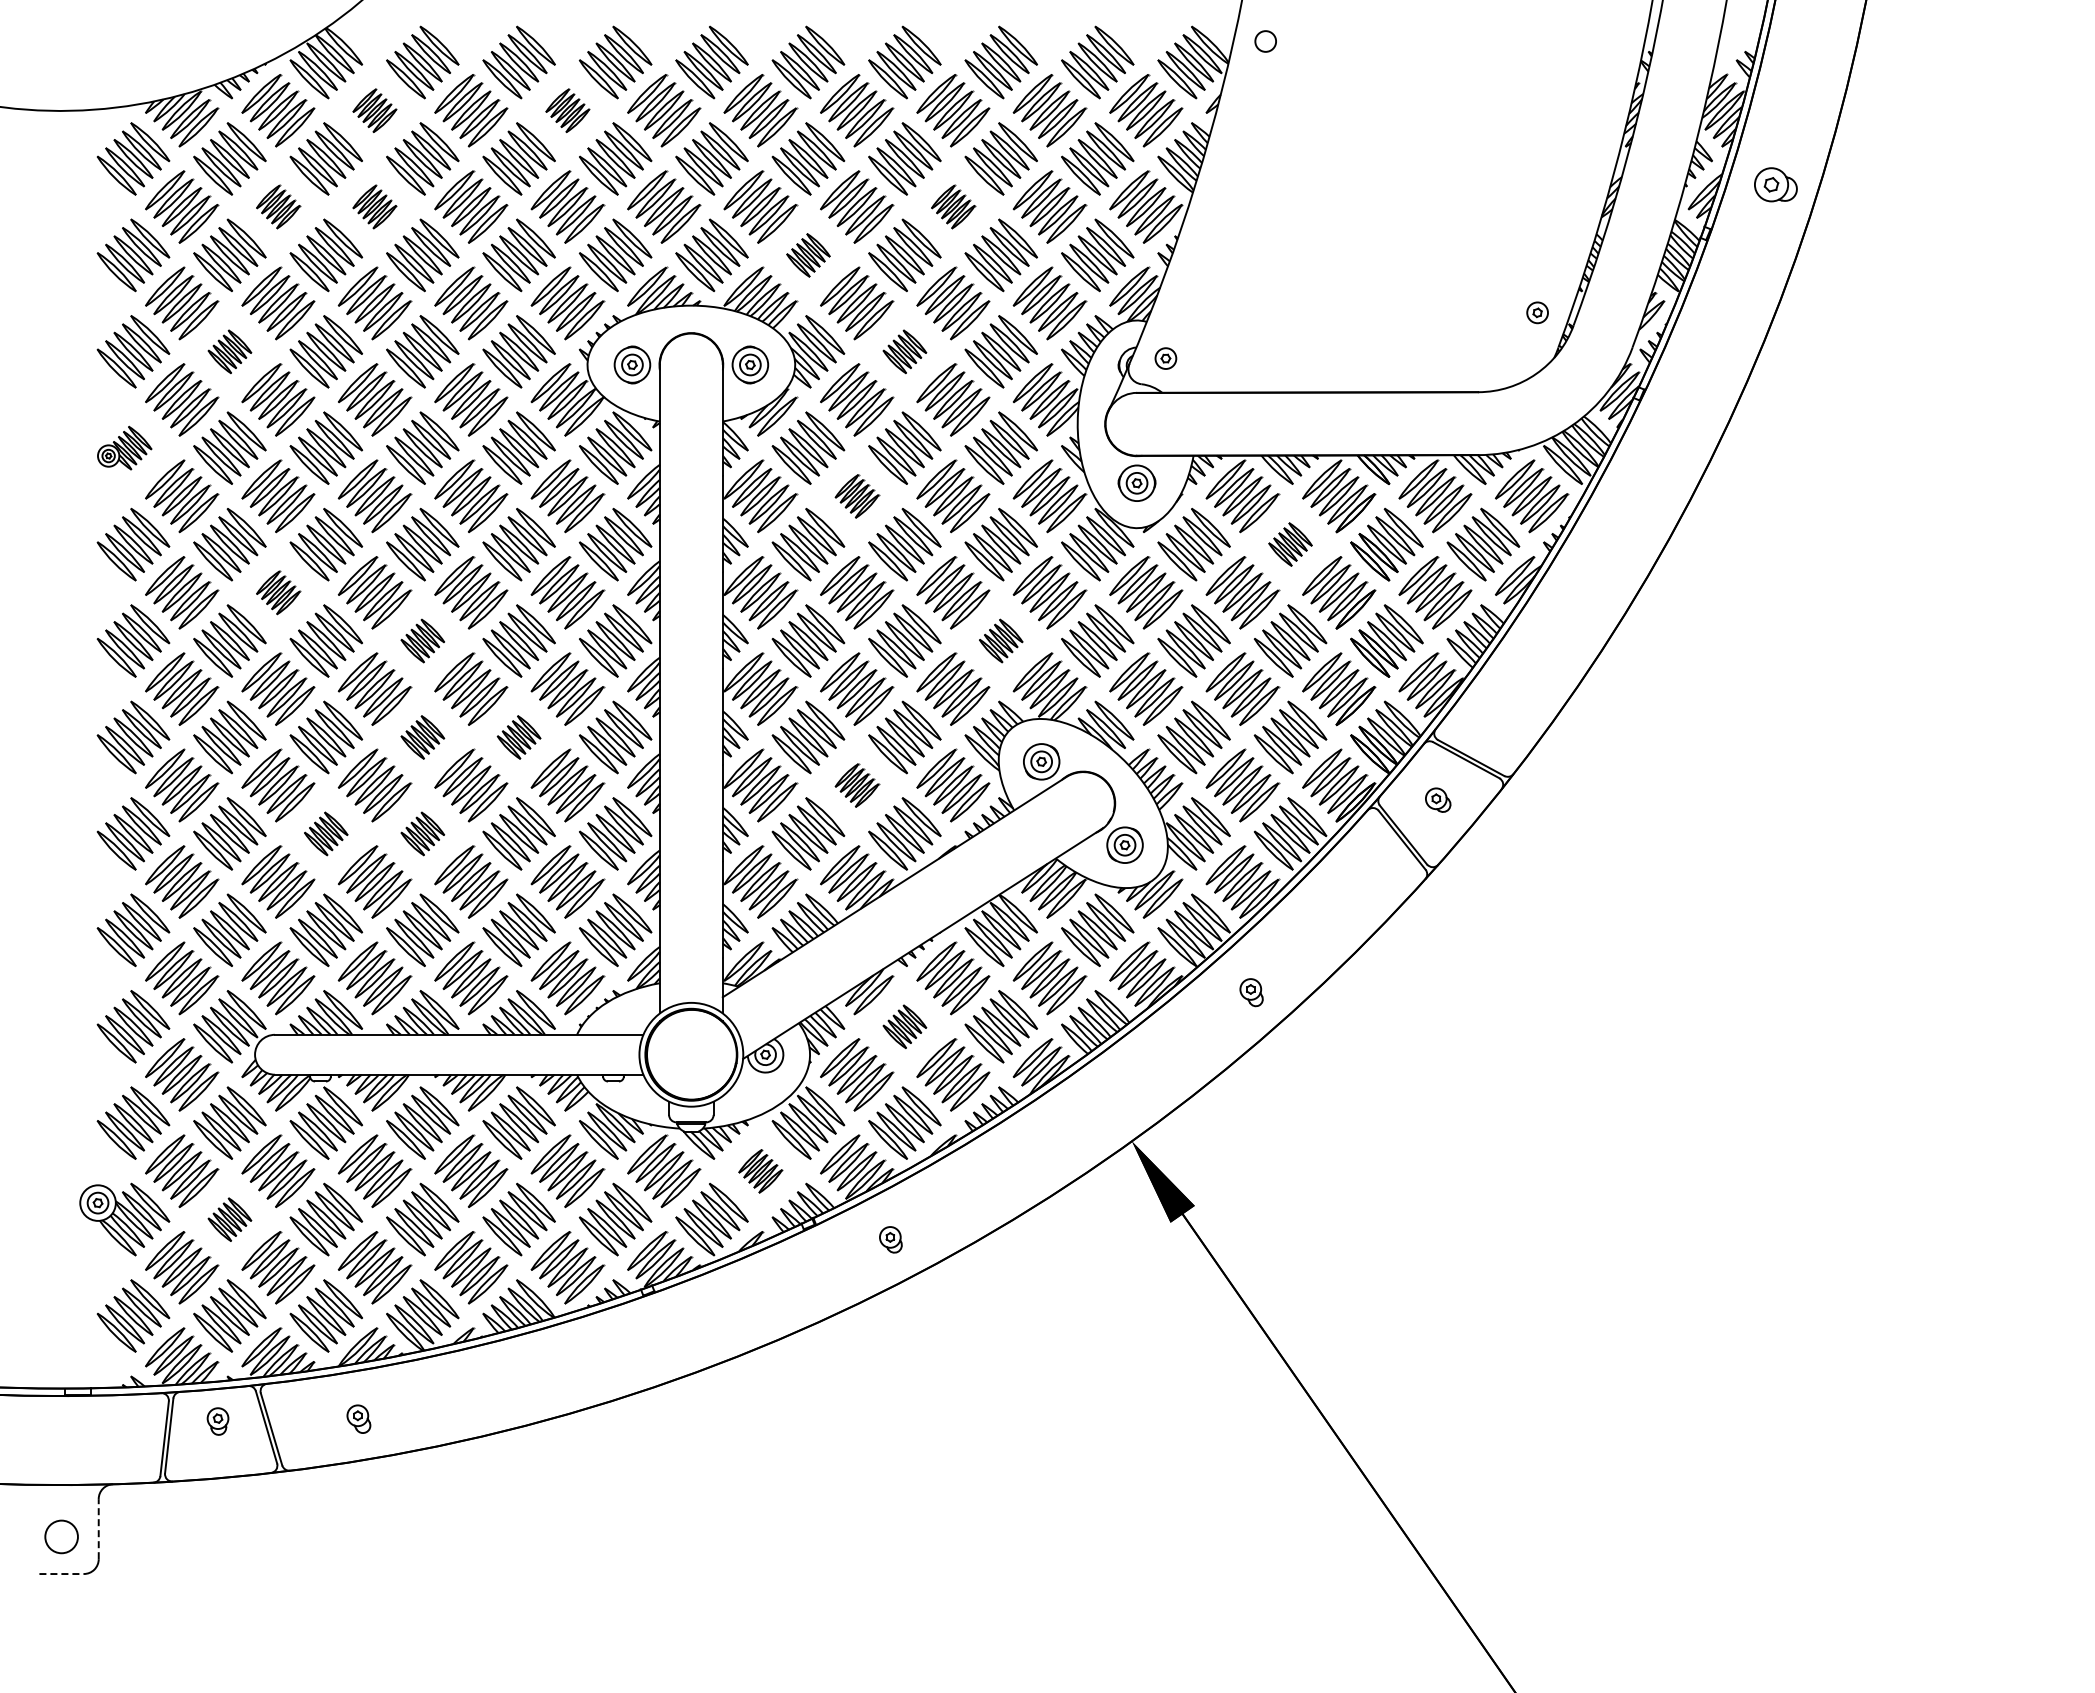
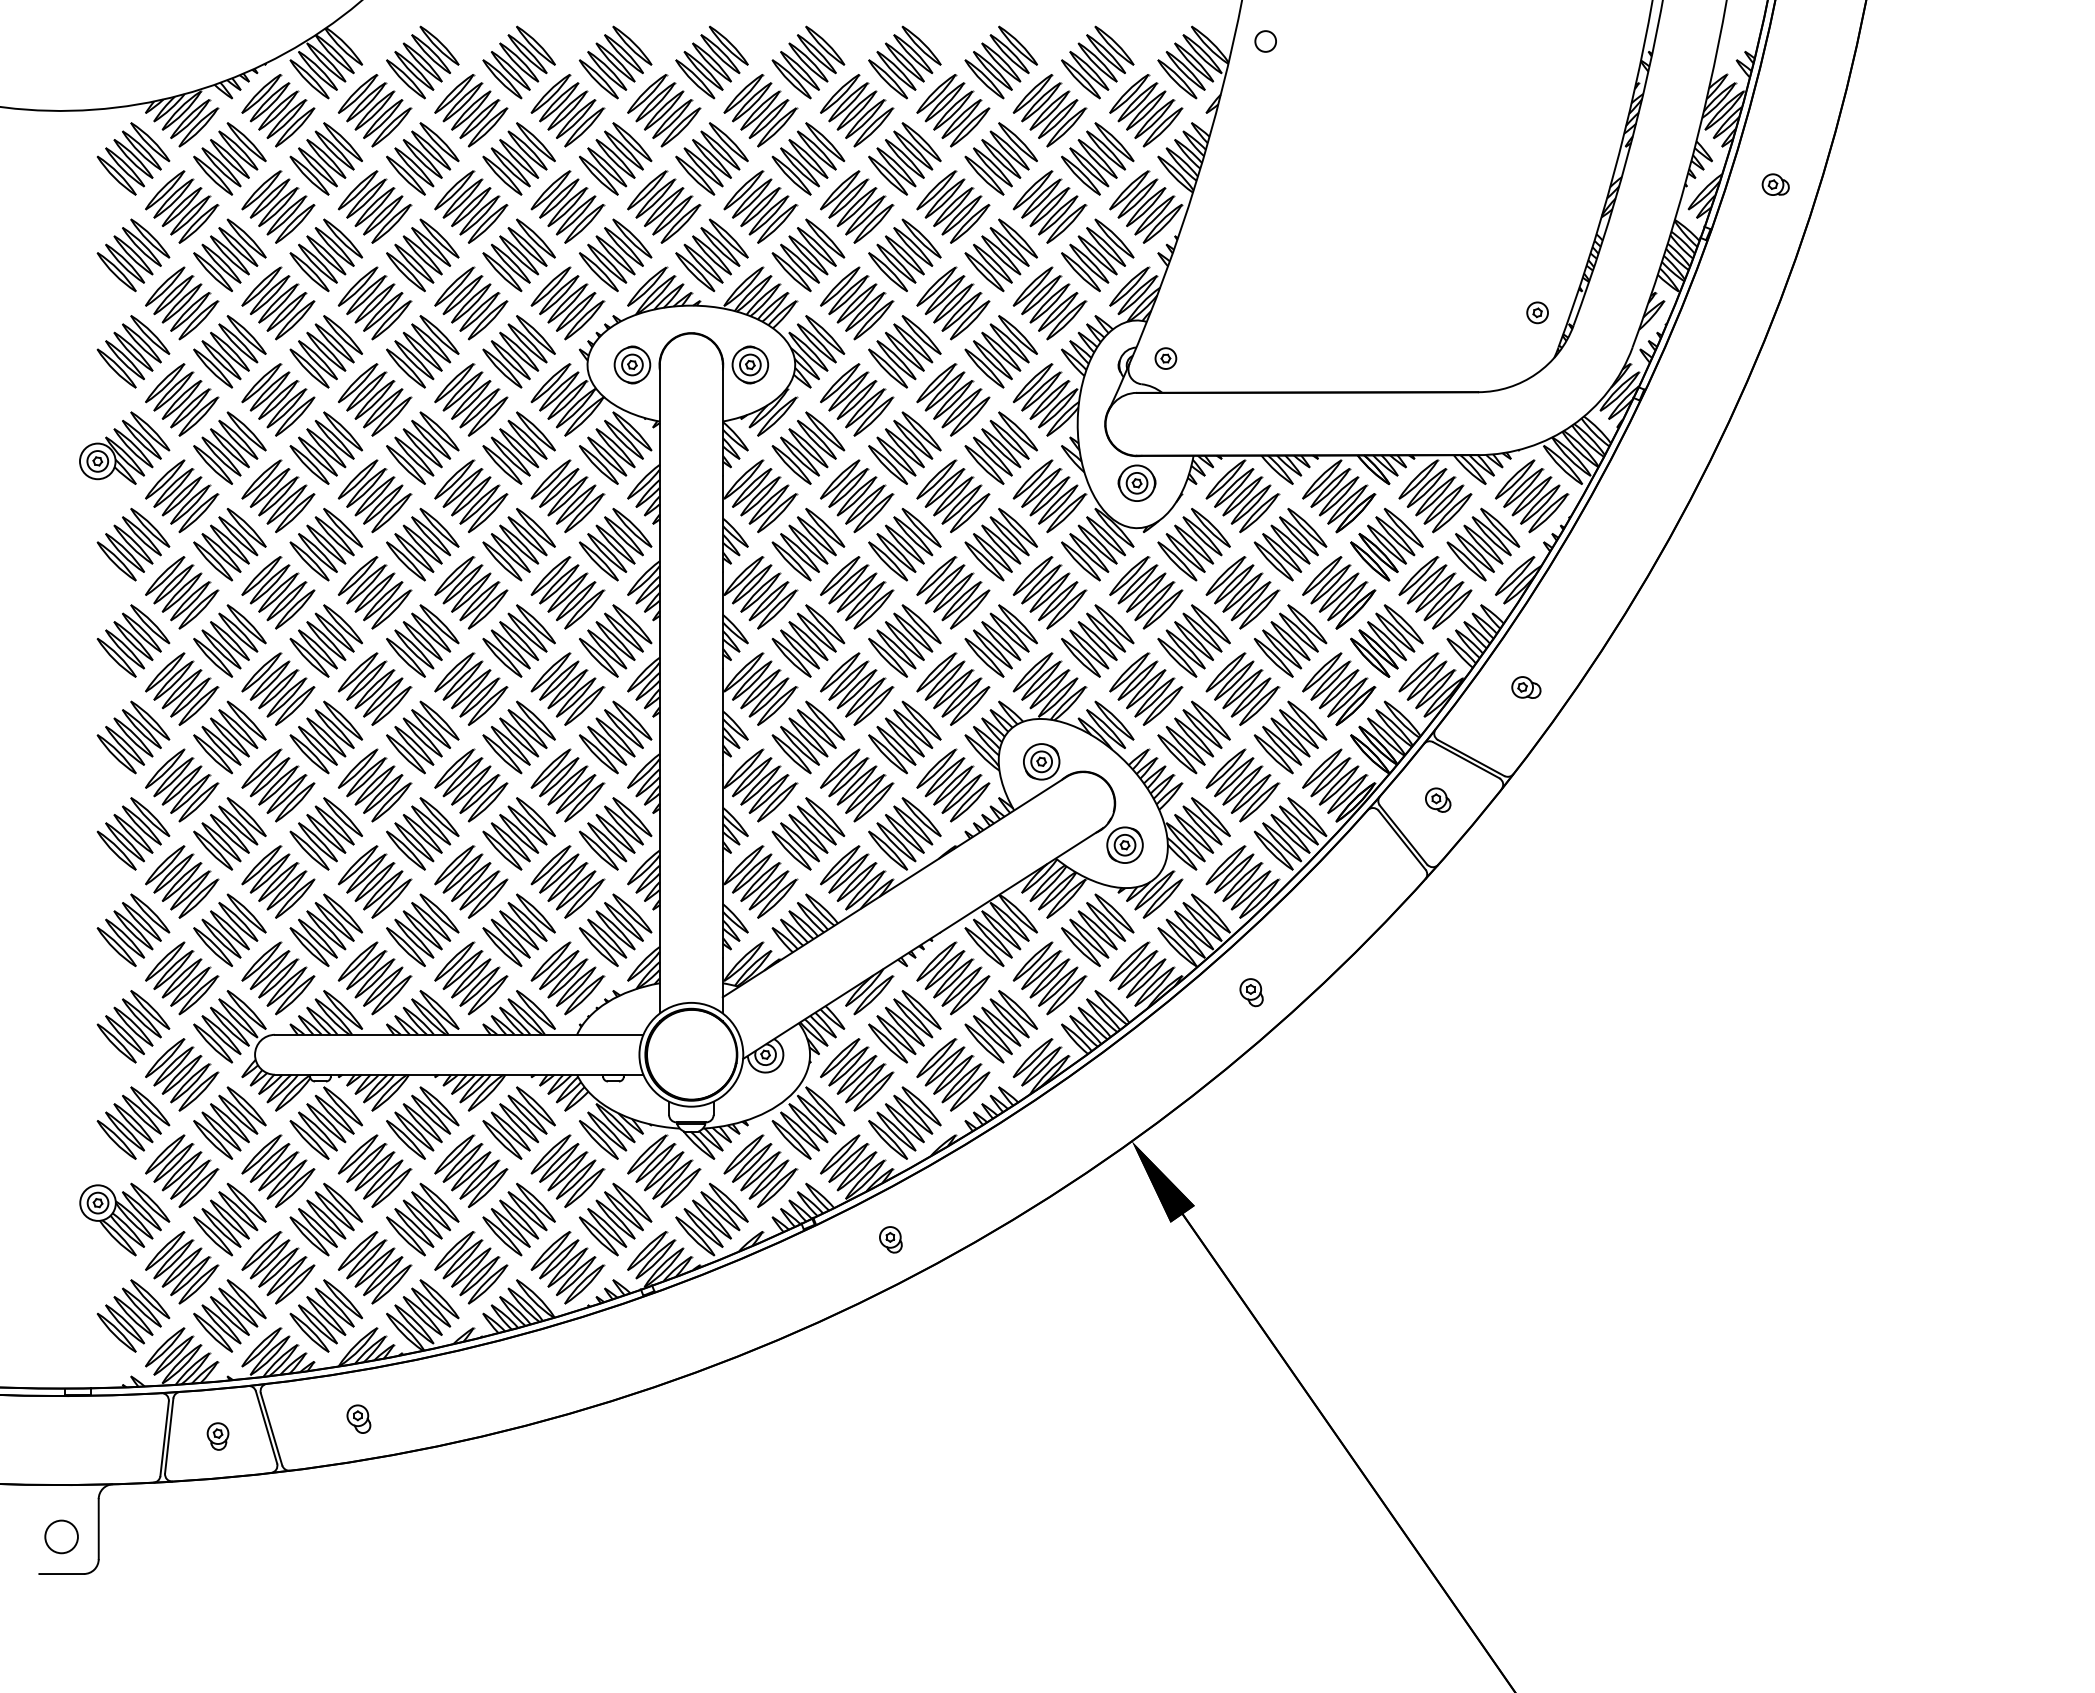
part size: 46x45 px -> 76x74 px (374, 110)
part size: 46x46 px -> 76x74 px (567, 110)
part size: 44x36 px -> 29x23 px (1775, 184)
part size: 46x46 px -> 75x74 px (278, 206)
part size: 46x46 px -> 76x74 px (374, 206)
part size: 46x46 px -> 75x74 px (953, 206)
part size: 45x45 px -> 75x75 px (808, 255)
part size: 46x46 px -> 74x74 px (229, 351)
part size: 46x46 px -> 74x74 px (904, 351)
part size: 56x46 px -> 92x74 px (124, 447)
part size: 47x45 px -> 75x75 px (857, 496)
part size: 45x45 px -> 75x75 px (1290, 544)
part size: 46x46 px -> 75x74 px (278, 592)
part size: 45x46 px -> 74x74 px (422, 640)
part size: 45x46 px -> 74x74 px (1000, 640)
part: none -> present (1526, 687)
part size: 46x45 px -> 74x75 px (422, 737)
part size: 46x45 px -> 74x75 px (518, 737)
part size: 47x45 px -> 75x75 px (857, 785)
part size: 45x46 px -> 74x74 px (325, 833)
part size: 46x46 px -> 74x74 px (422, 833)
part size: 46x45 px -> 74x74 px (904, 1026)
part size: 46x45 px -> 76x75 px (760, 1171)
part size: 46x45 px -> 74x74 px (229, 1219)
part position: (217, 1421) -> (217, 1436) (217, 1436)
line: dashed -> solid (98, 1528)
line: dashed -> solid (62, 1574)
